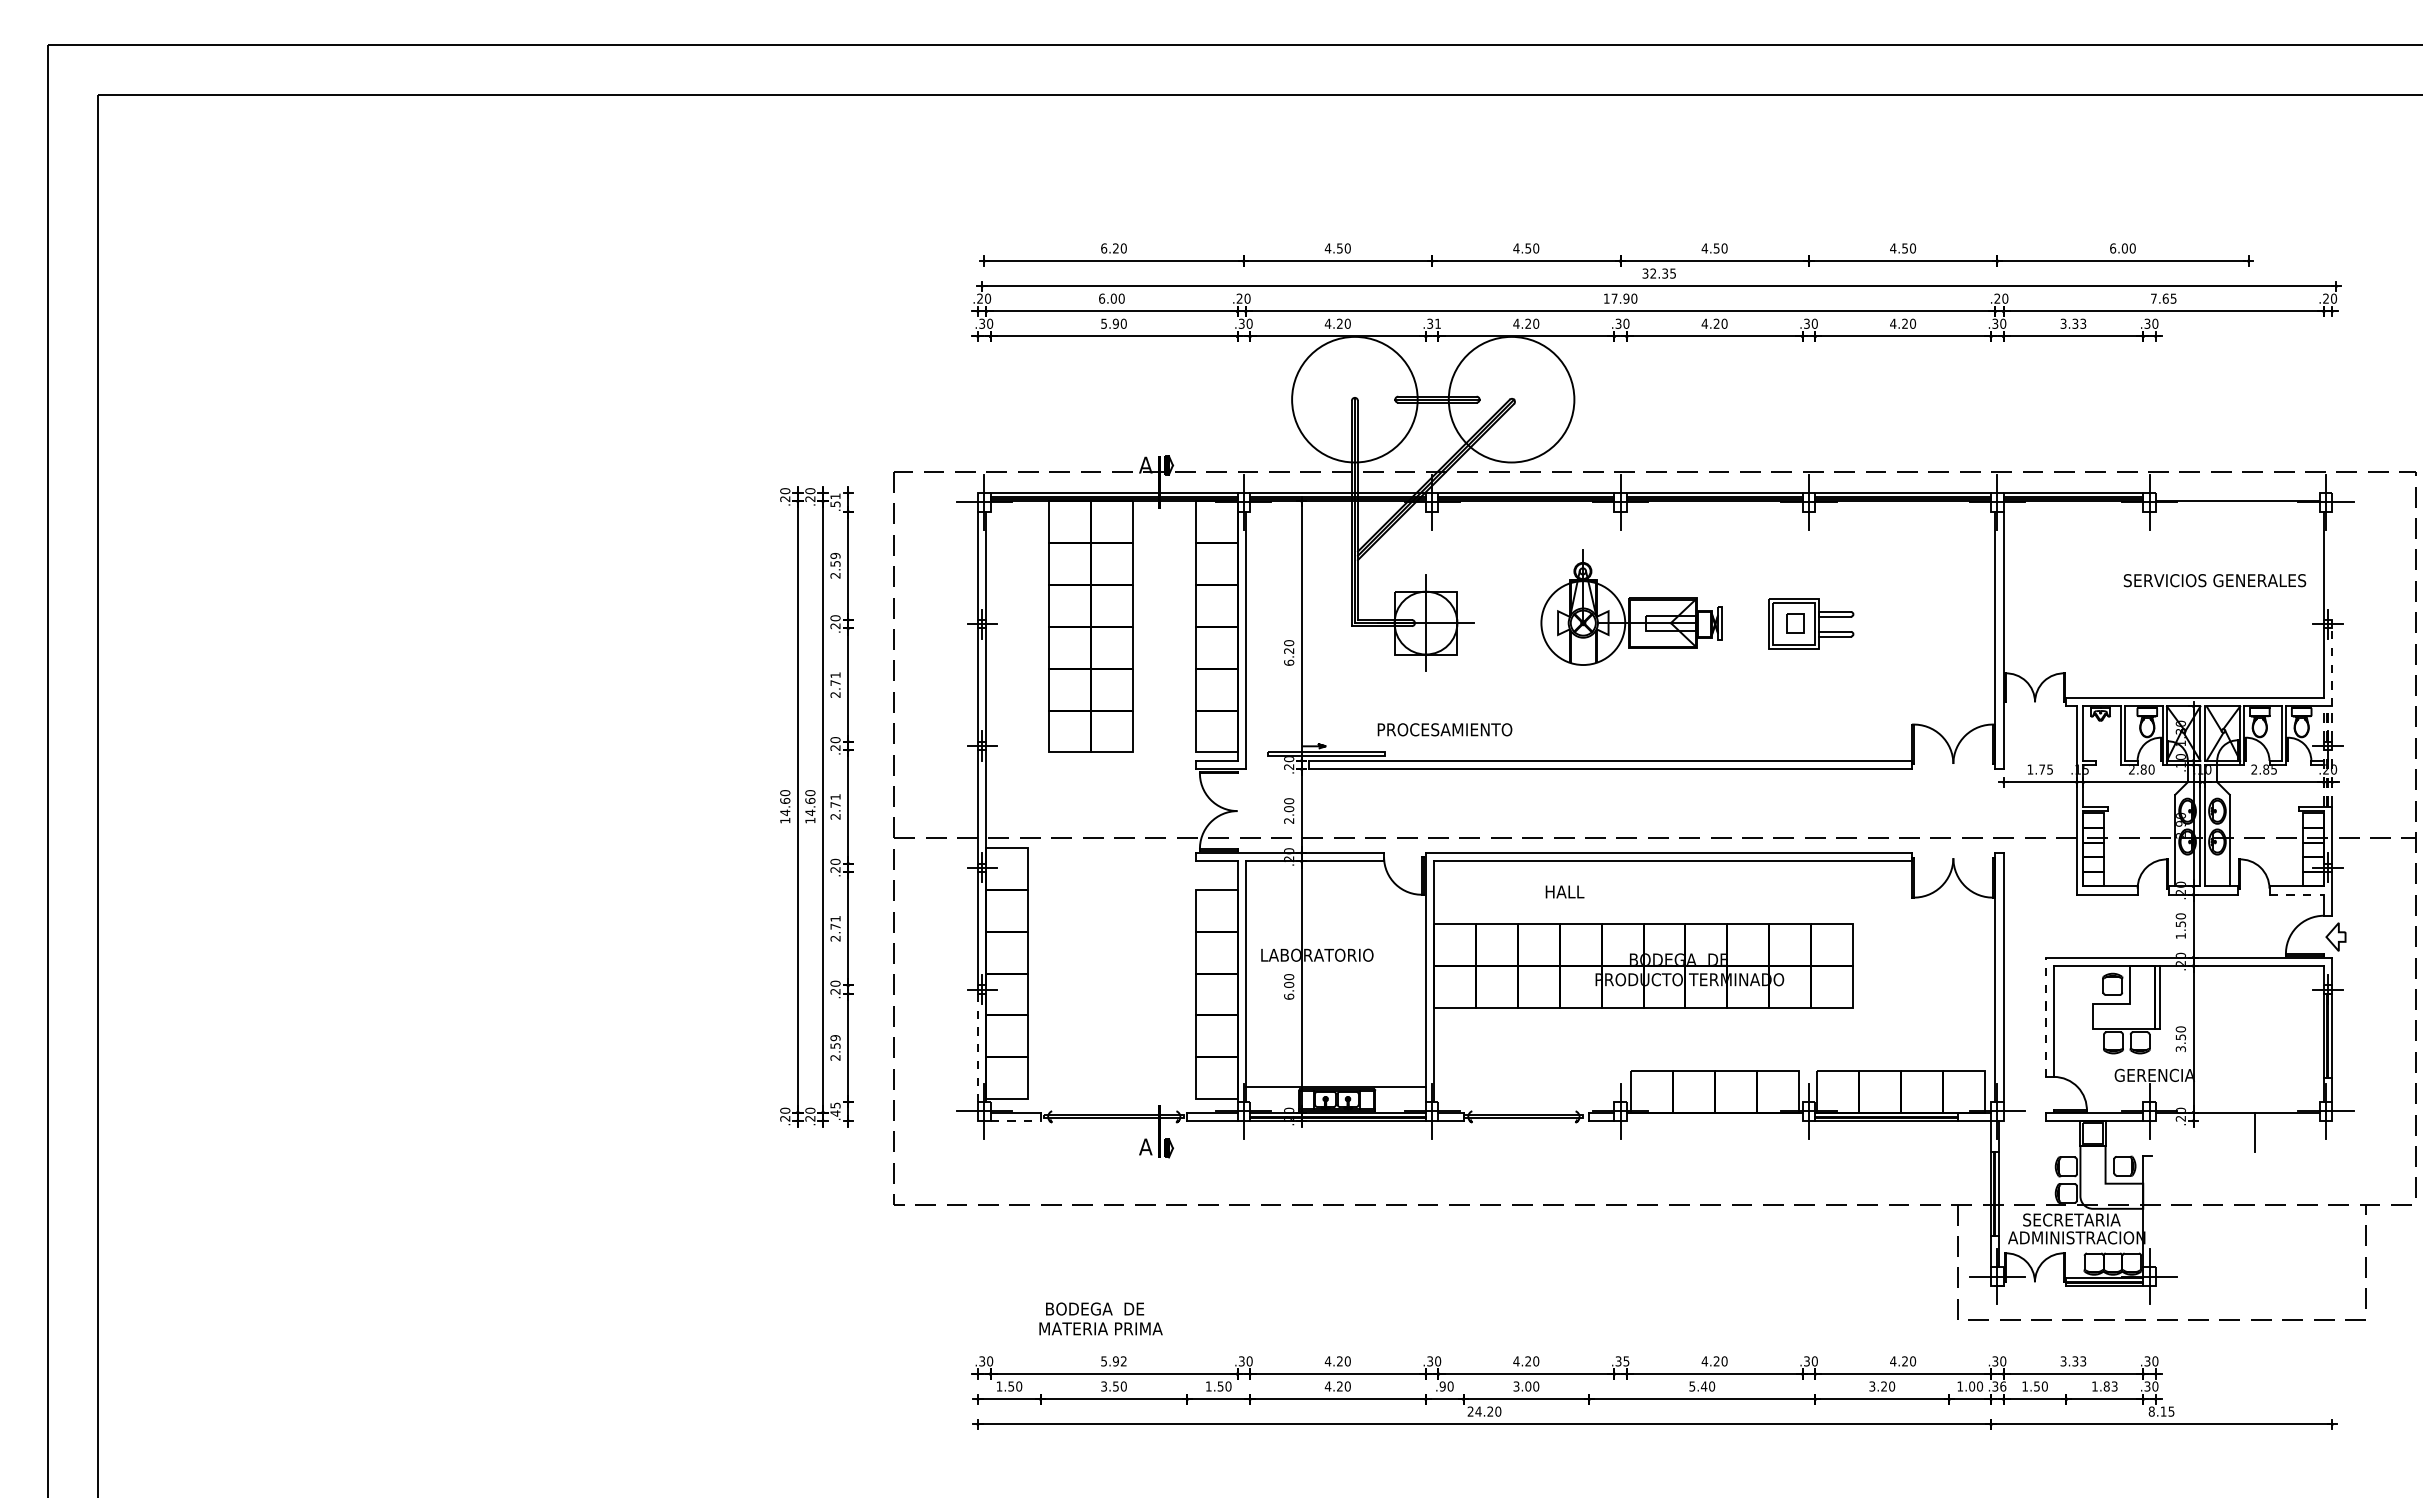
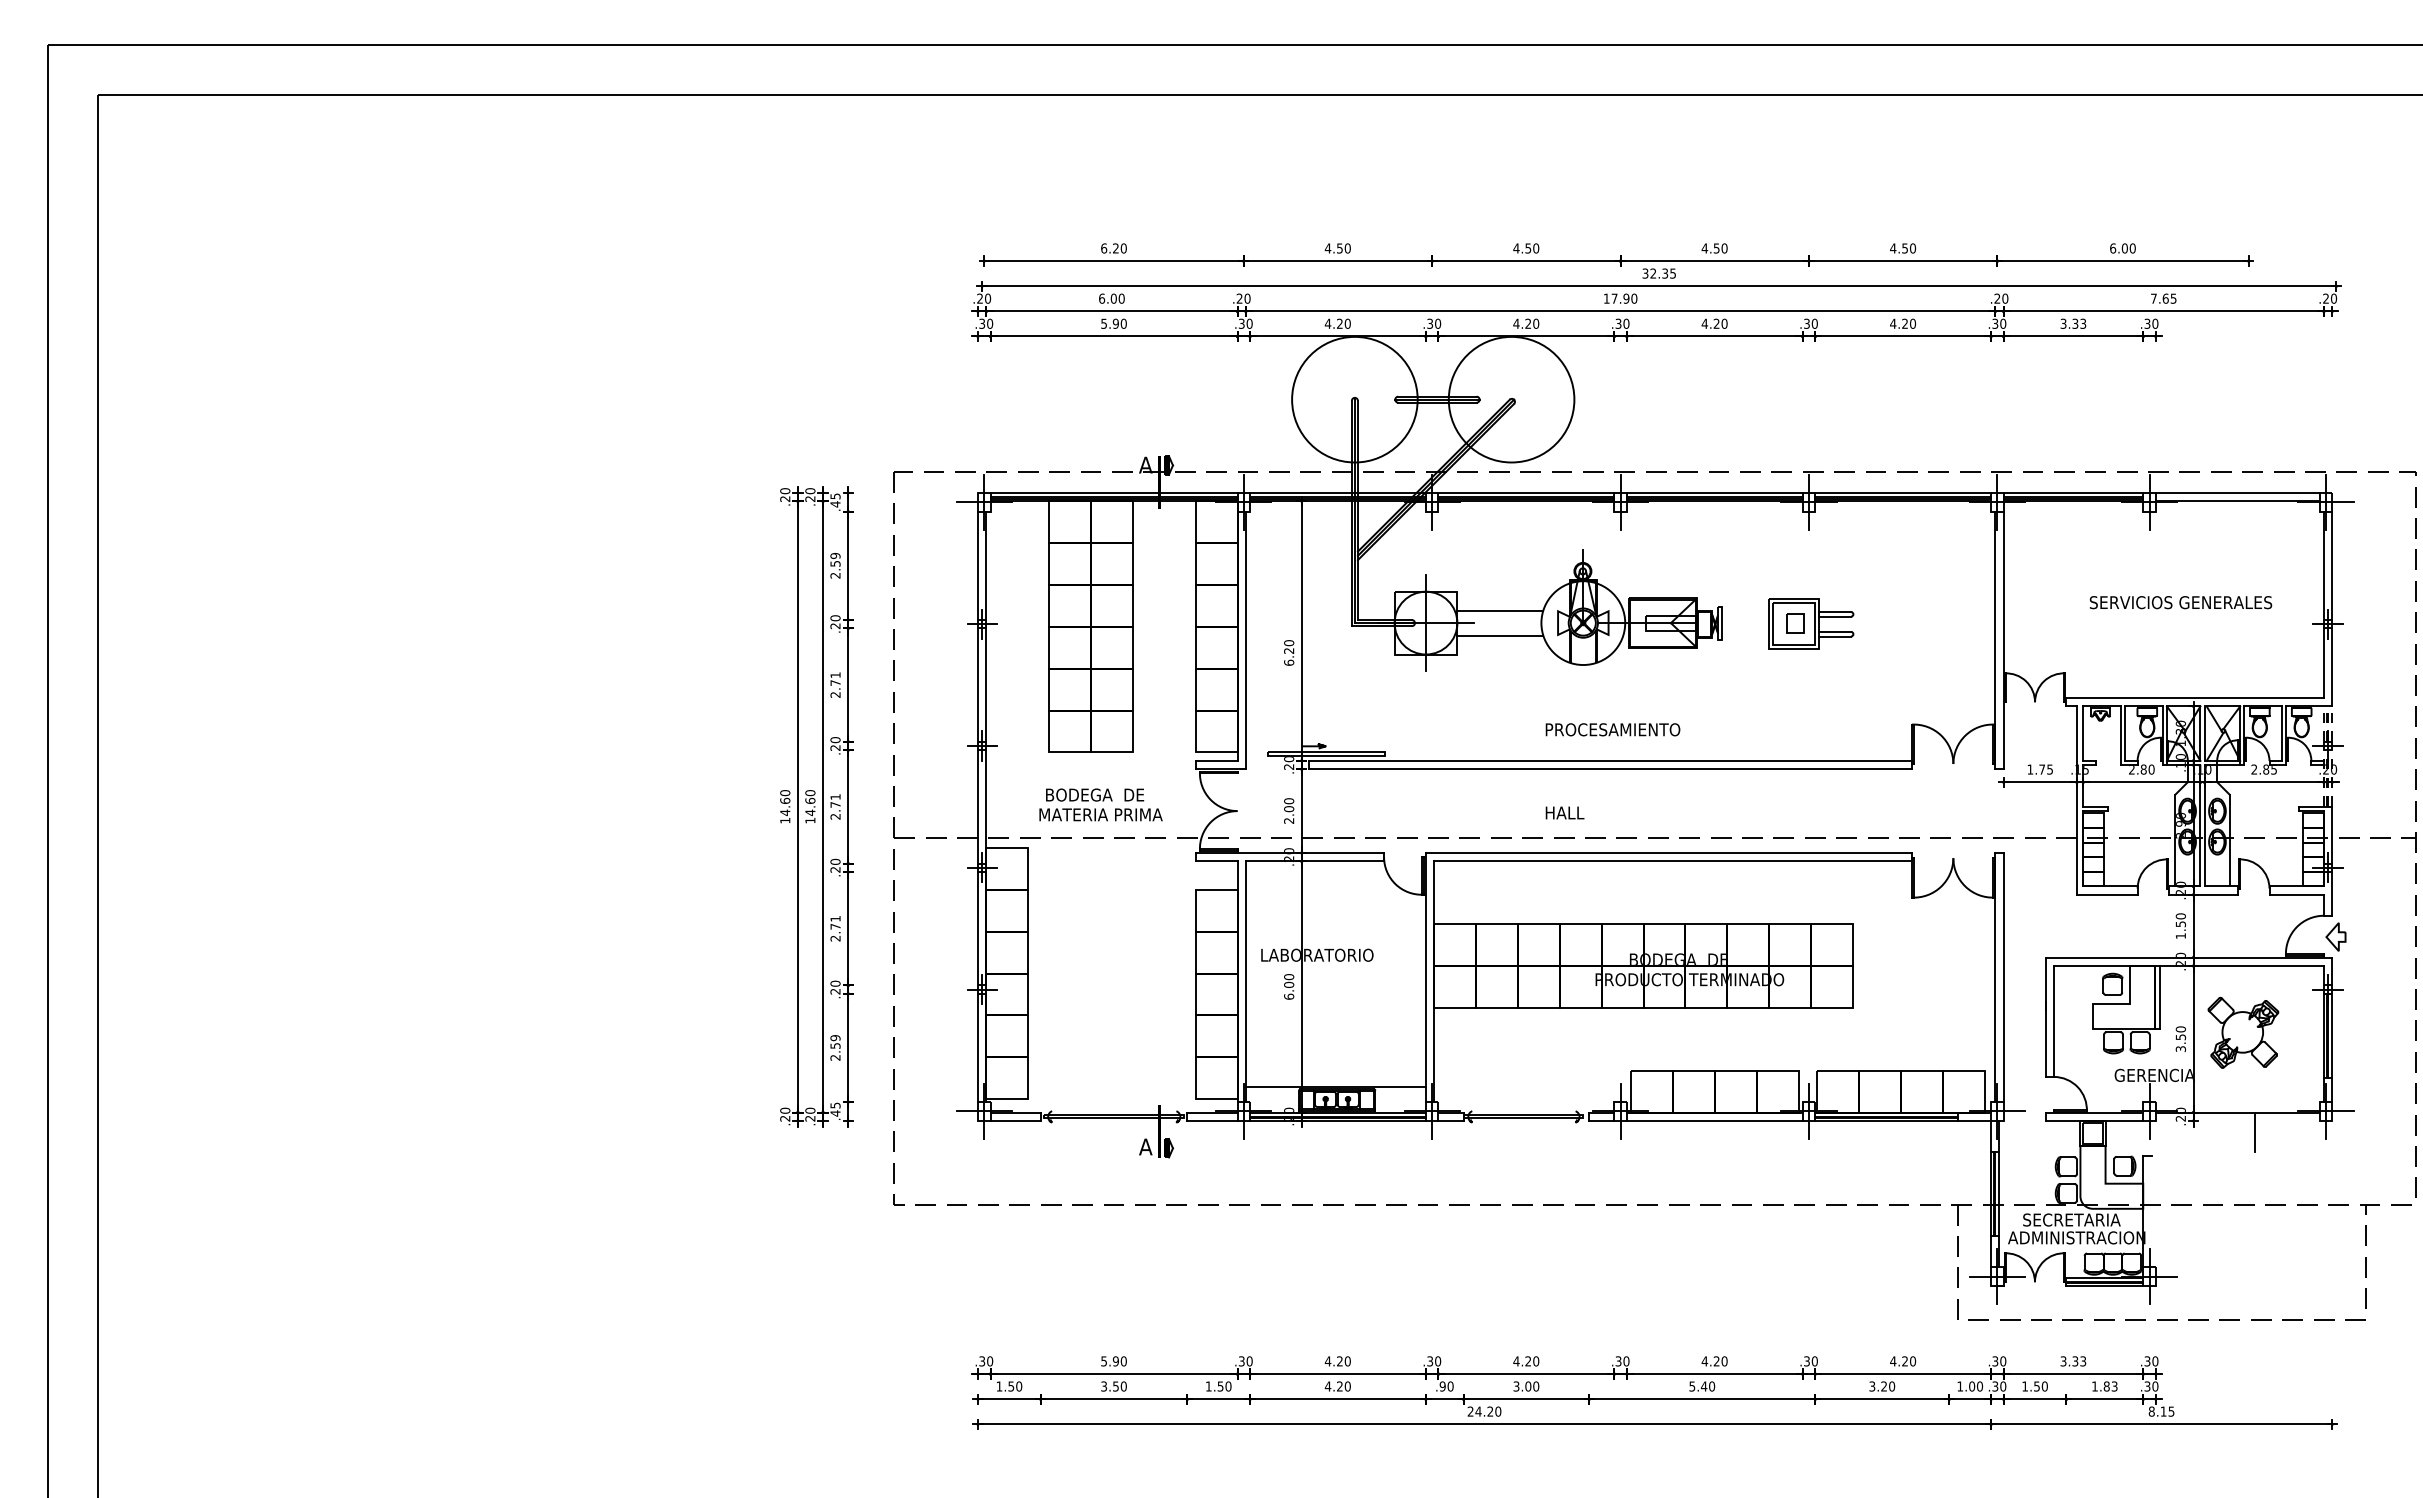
text: .31 -> .30 (1438, 323)
line: none -> present (2237, 492)
text: .51 -> .45 (835, 500)
line: none -> present (2332, 565)
text position: (2214, 580) -> (2180, 602) (2180, 602)
line: none -> present (1500, 610)
line: none -> present (1500, 635)
line: dashed -> solid (2332, 666)
text position: (1444, 729) -> (1612, 729) (1612, 729)
text position: (1564, 891) -> (1564, 812) (1564, 812)
line: dashed -> solid (2297, 894)
line: dashed -> solid (2045, 1017)
part: none -> present (2243, 1032)
line: dashed -> solid (977, 1048)
line: dashed -> solid (1016, 1120)
line: none -> present (1714, 1120)
text position: (1100, 1318) -> (1100, 804) (1100, 804)
text: 5.92 -> 5.90 (1123, 1361)
text: .35 -> .30 (1626, 1361)
text: .36 -> .30 (2003, 1386)
